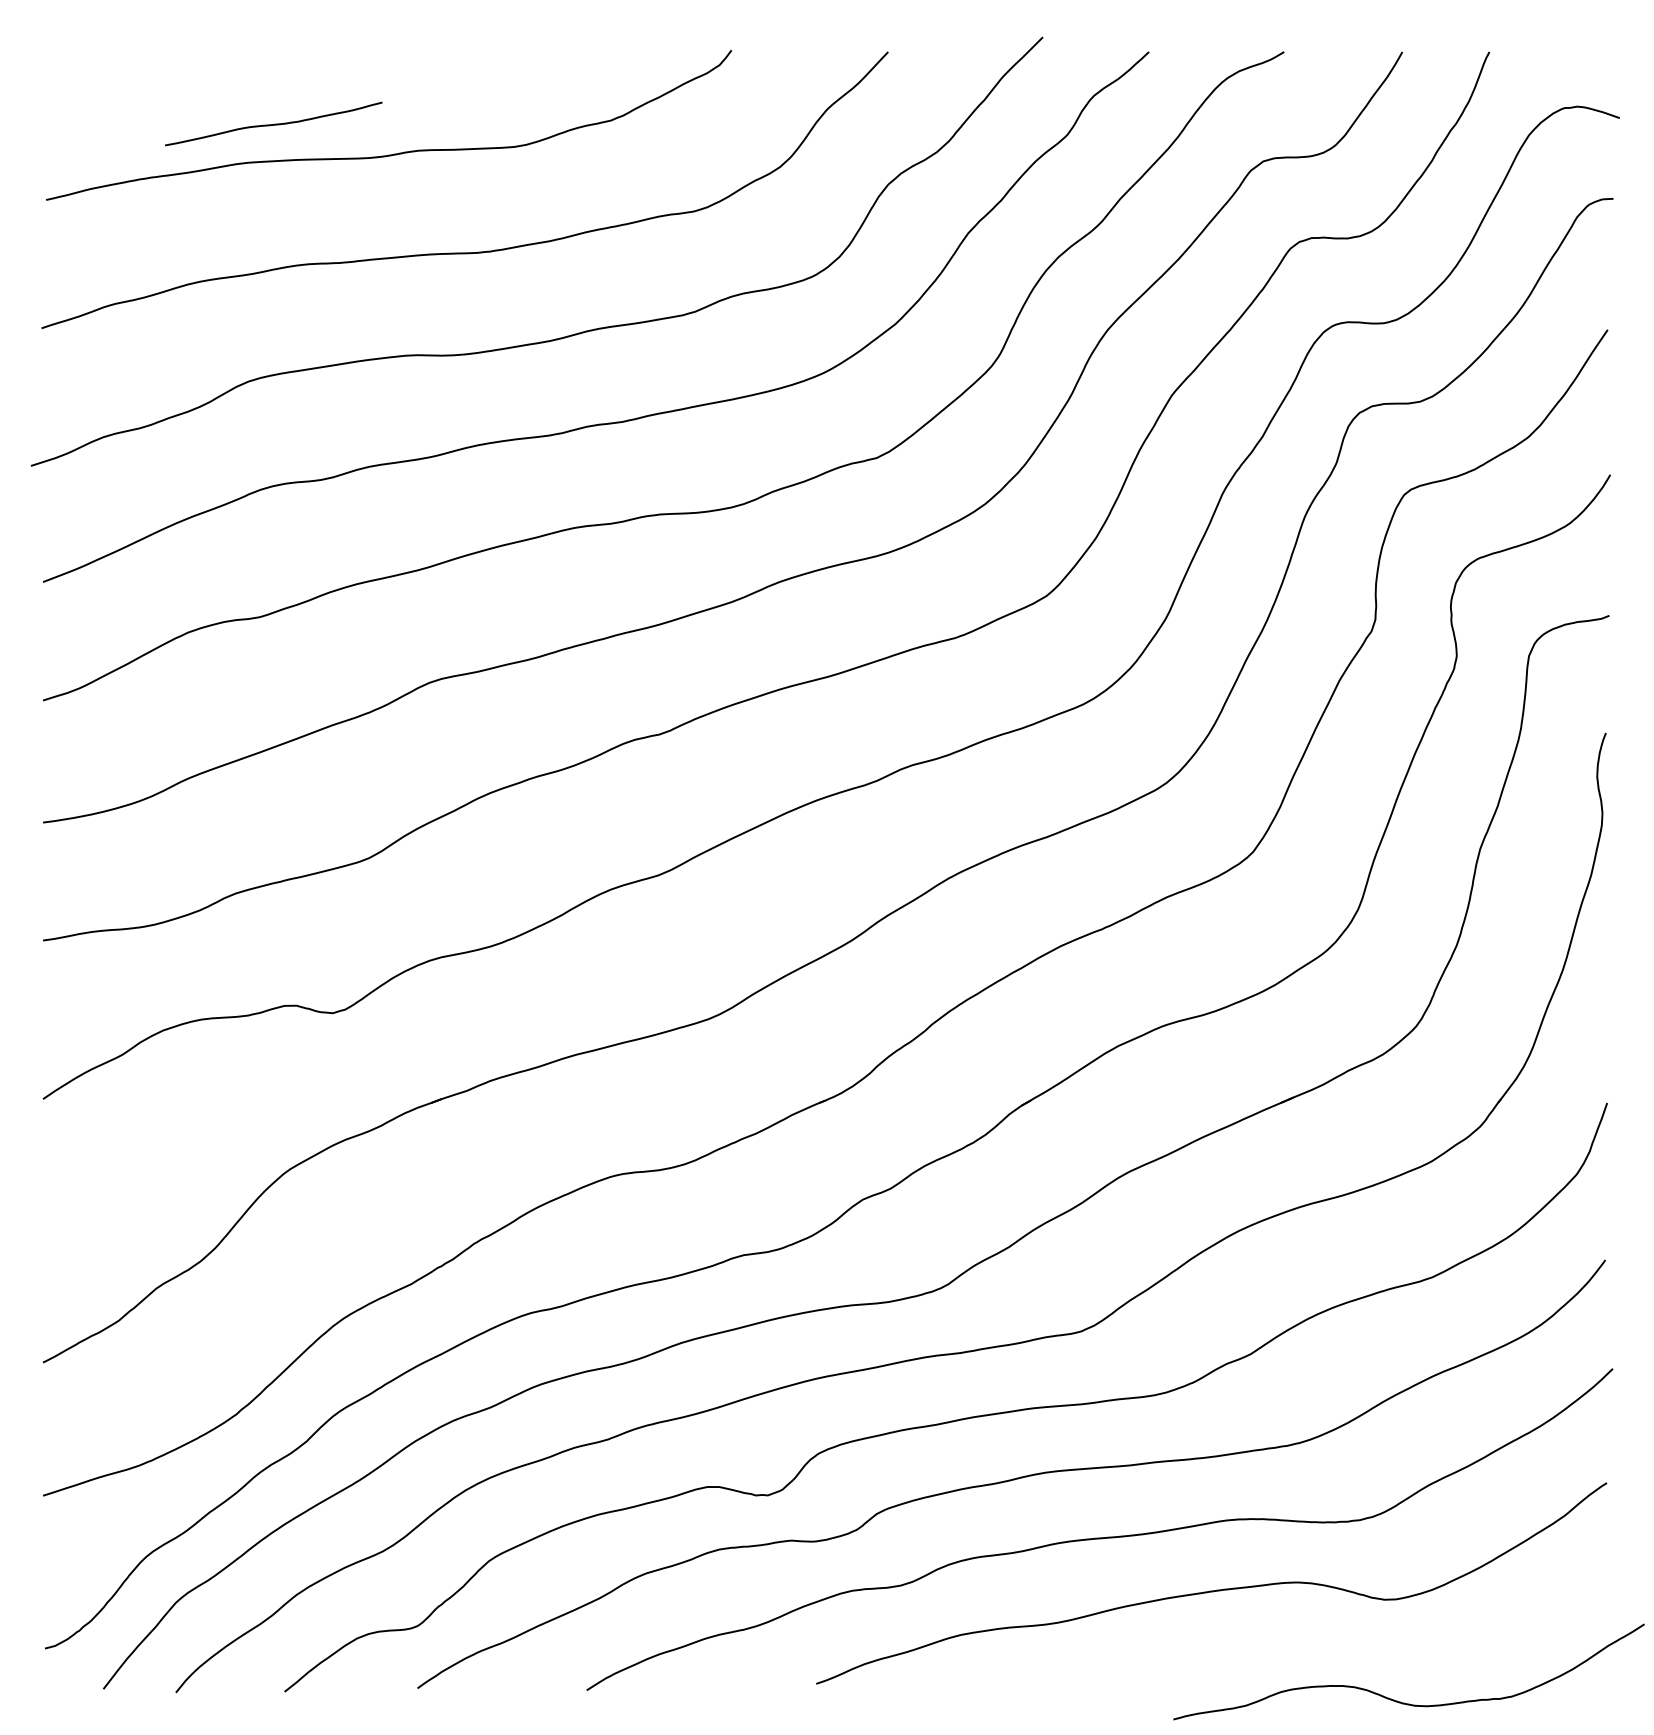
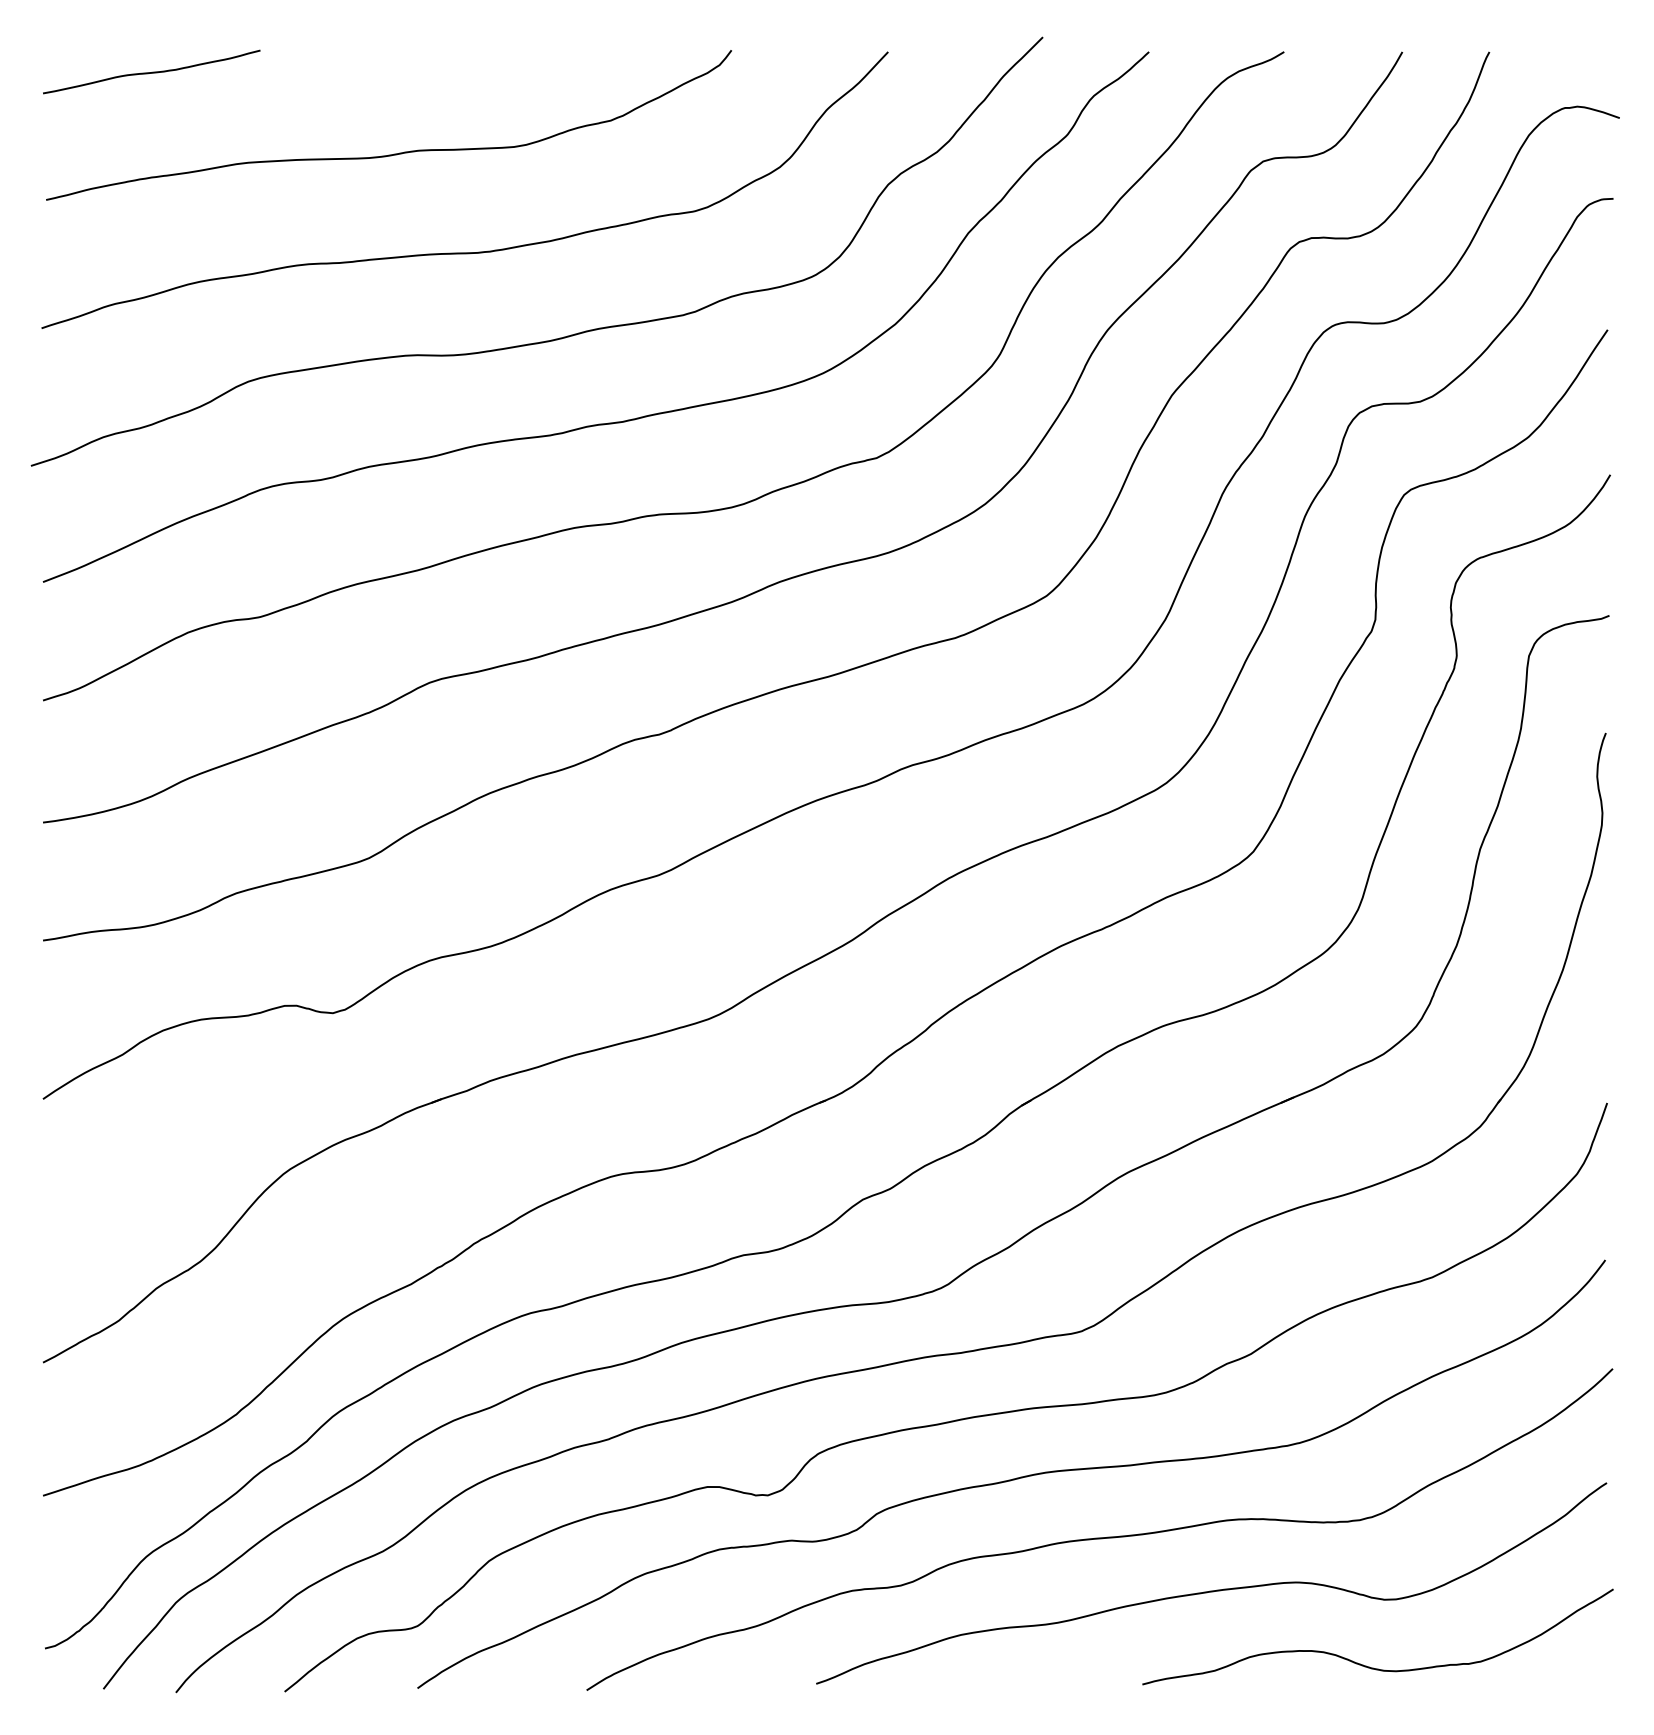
curve position: (274, 123) -> (152, 71) (152, 71)
curve position: (1397, 1700) -> (1366, 1665) (1366, 1665)
